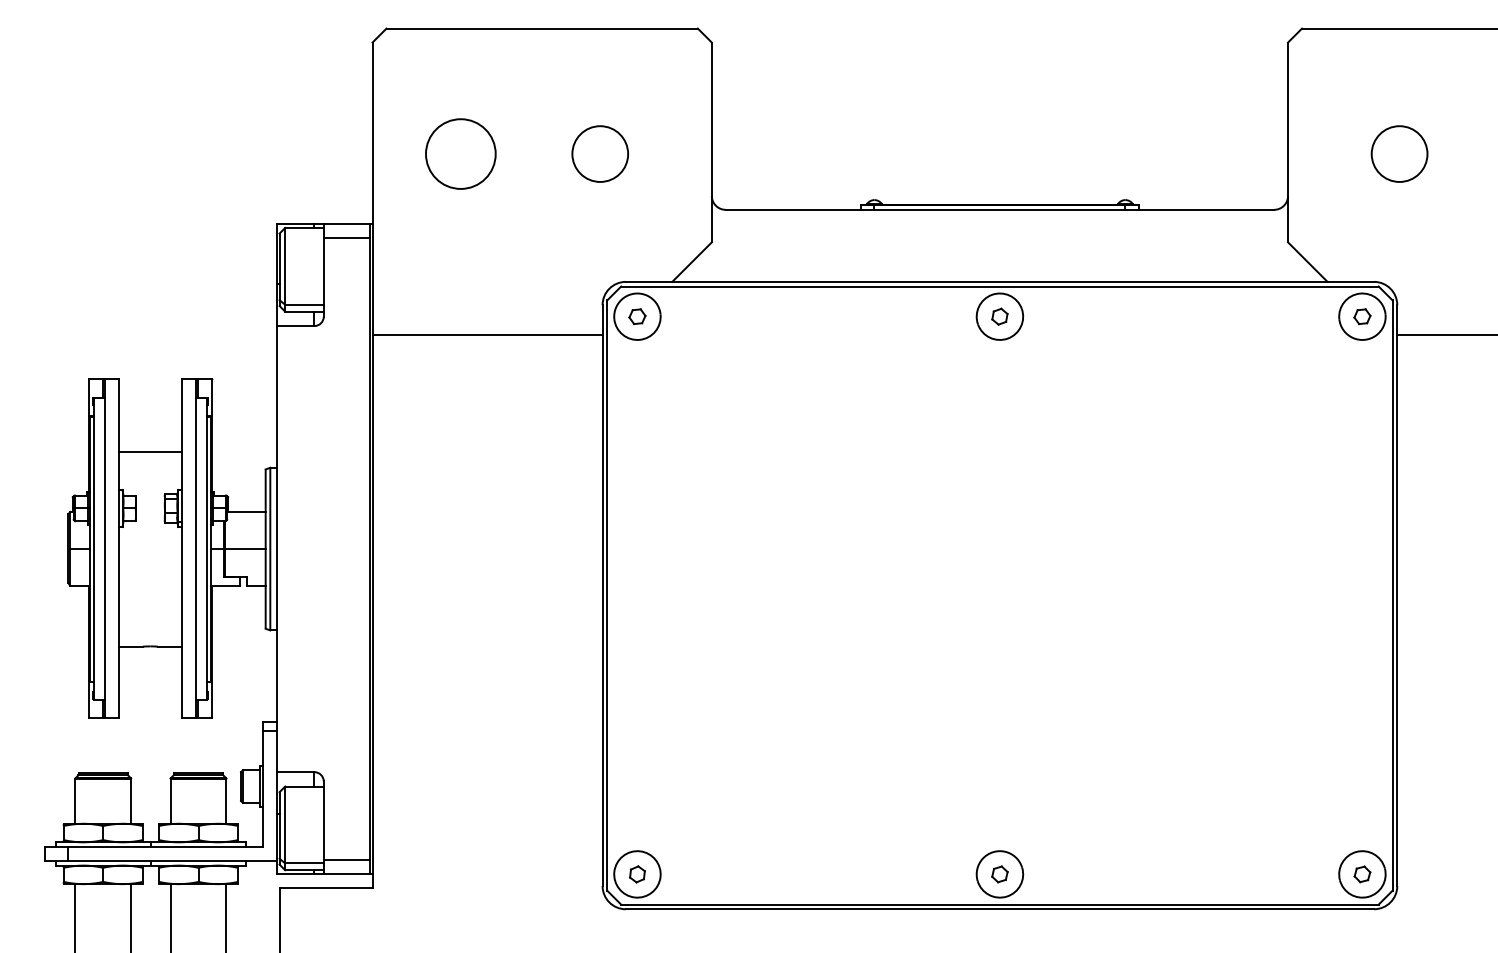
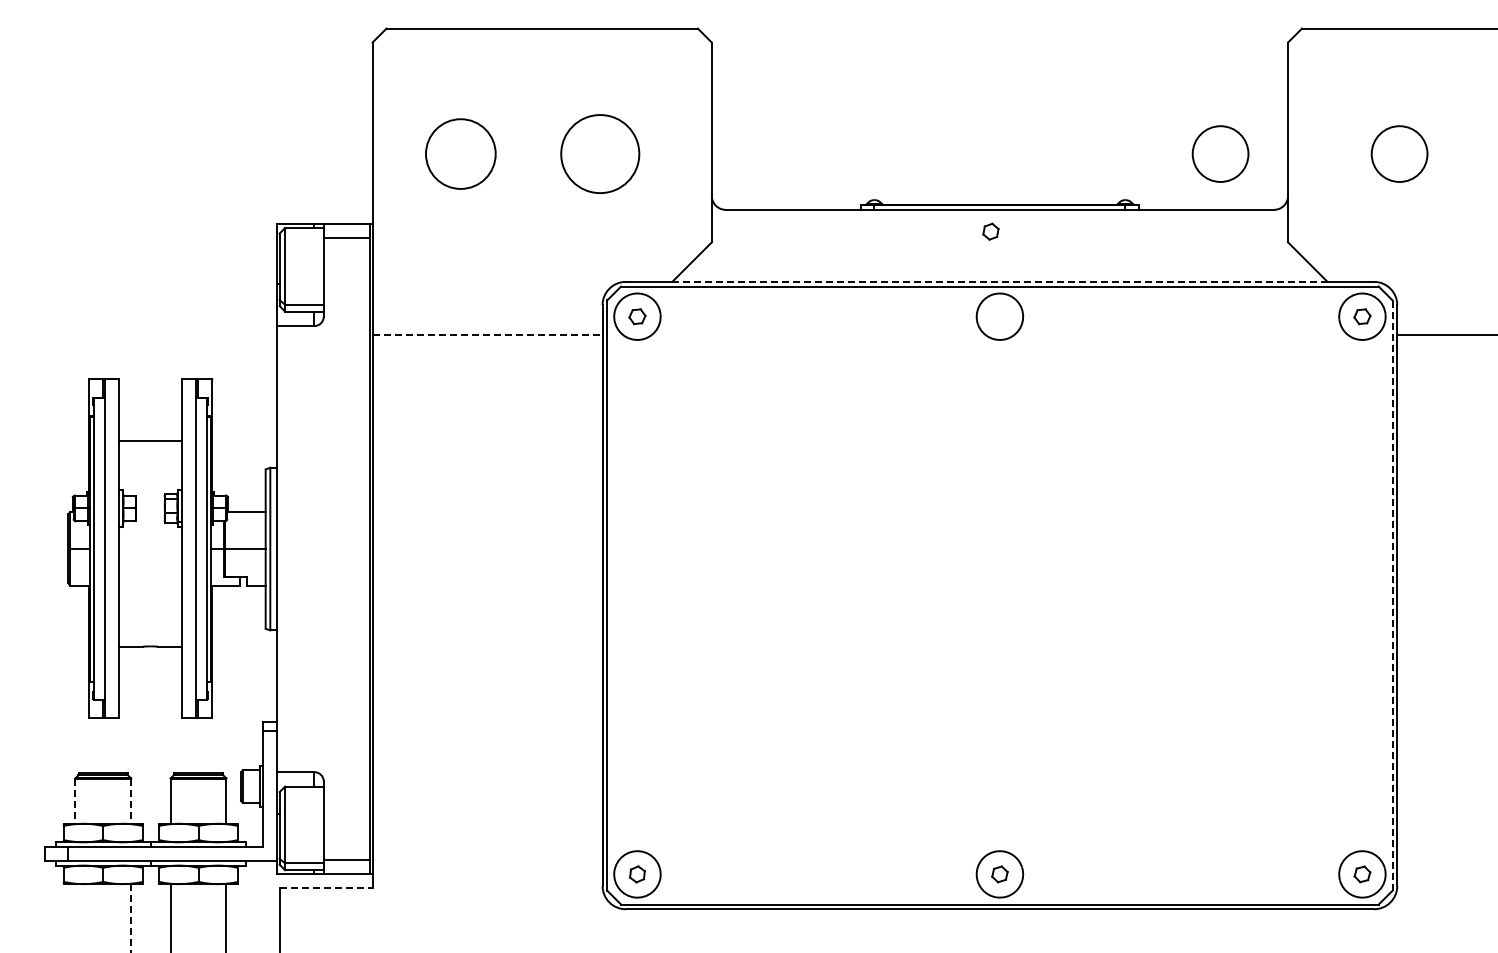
circle diameter: 56 px -> 78 px (600, 154)
circle: none -> present (1220, 153)
line: solid -> dashed (999, 281)
part position: (999, 316) -> (990, 231) (990, 231)
line: solid -> dashed (488, 335)
line position: (150, 451) -> (150, 440) (150, 440)
line: solid -> dashed (1392, 595)
line: solid -> dashed (75, 801)
line: solid -> dashed (131, 801)
line: solid -> dashed (326, 888)
line: present -> none (75, 916)
line: solid -> dashed (131, 918)
